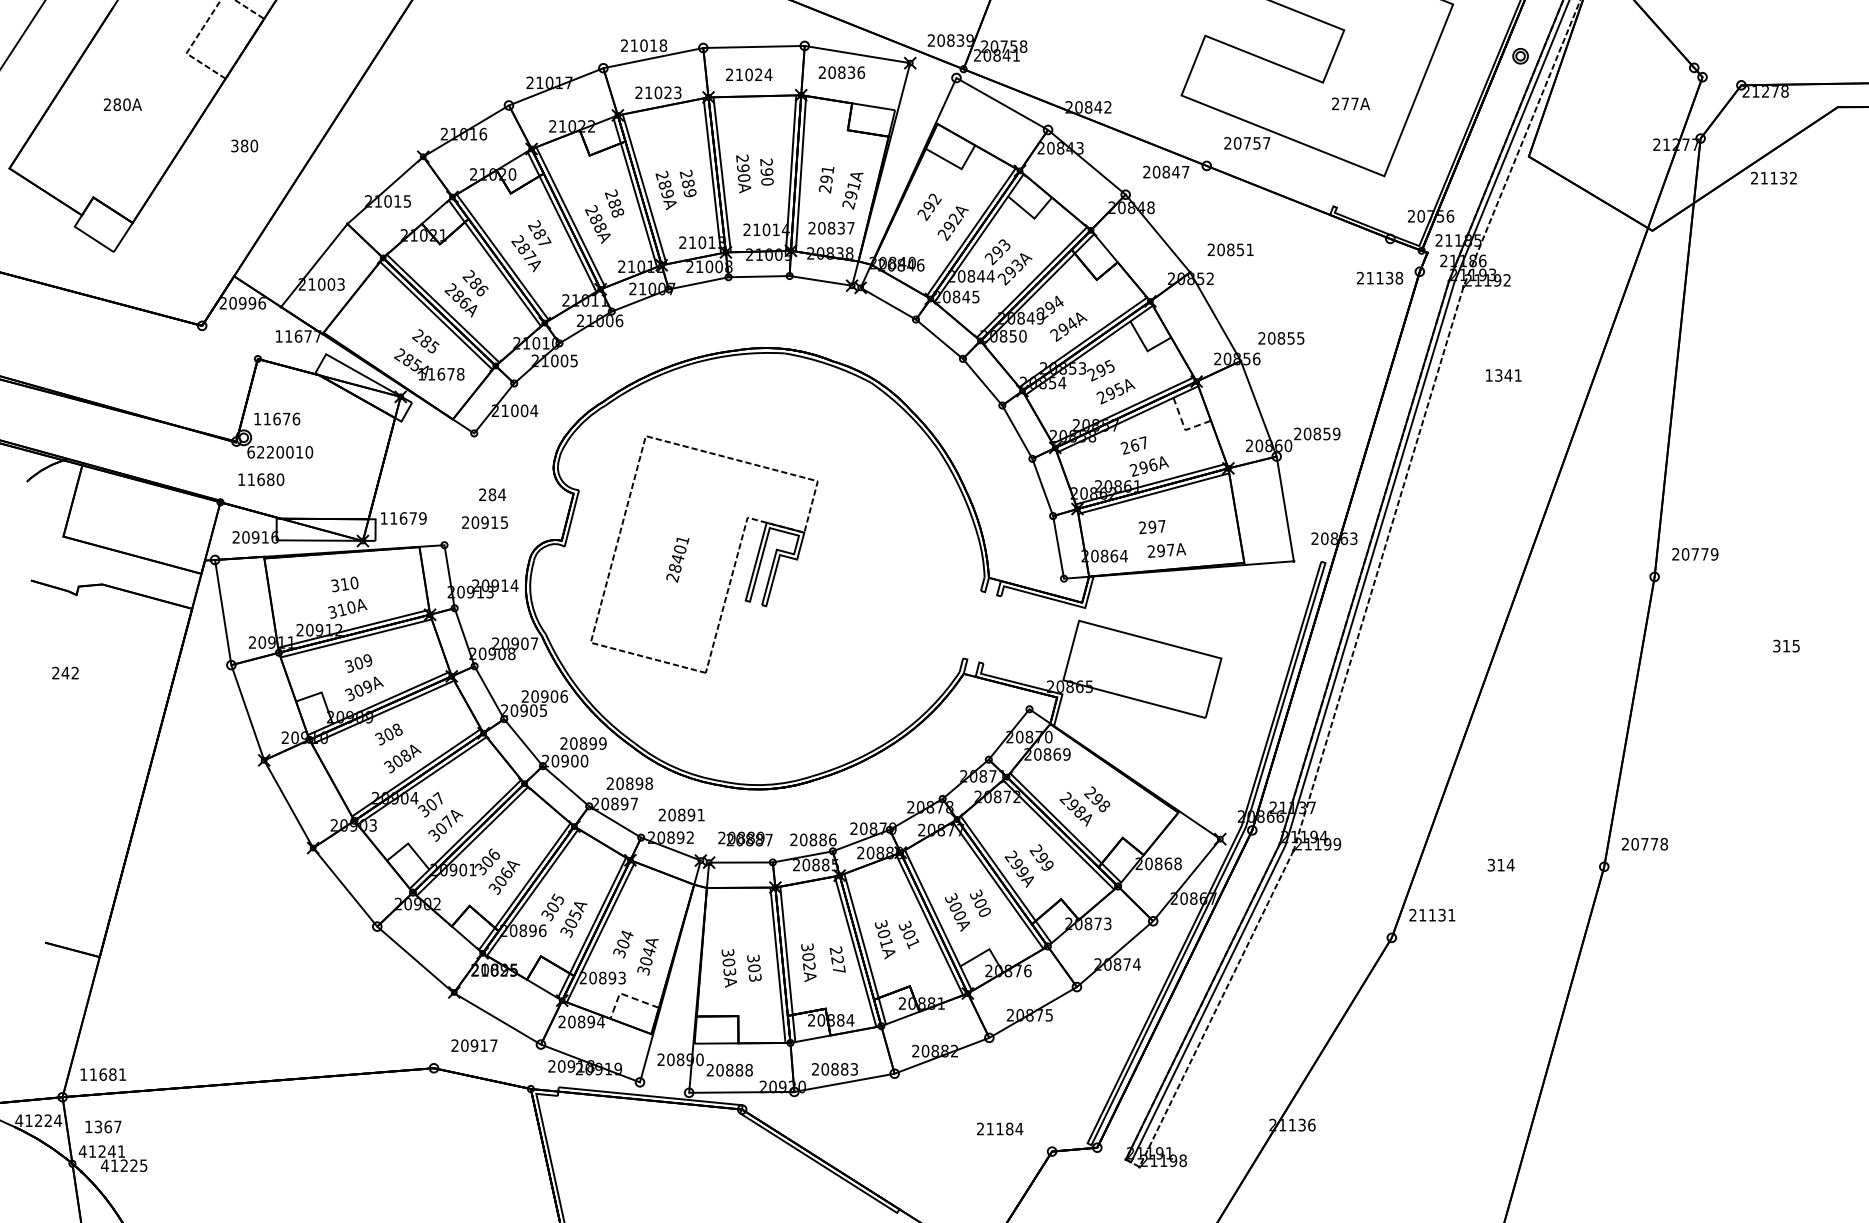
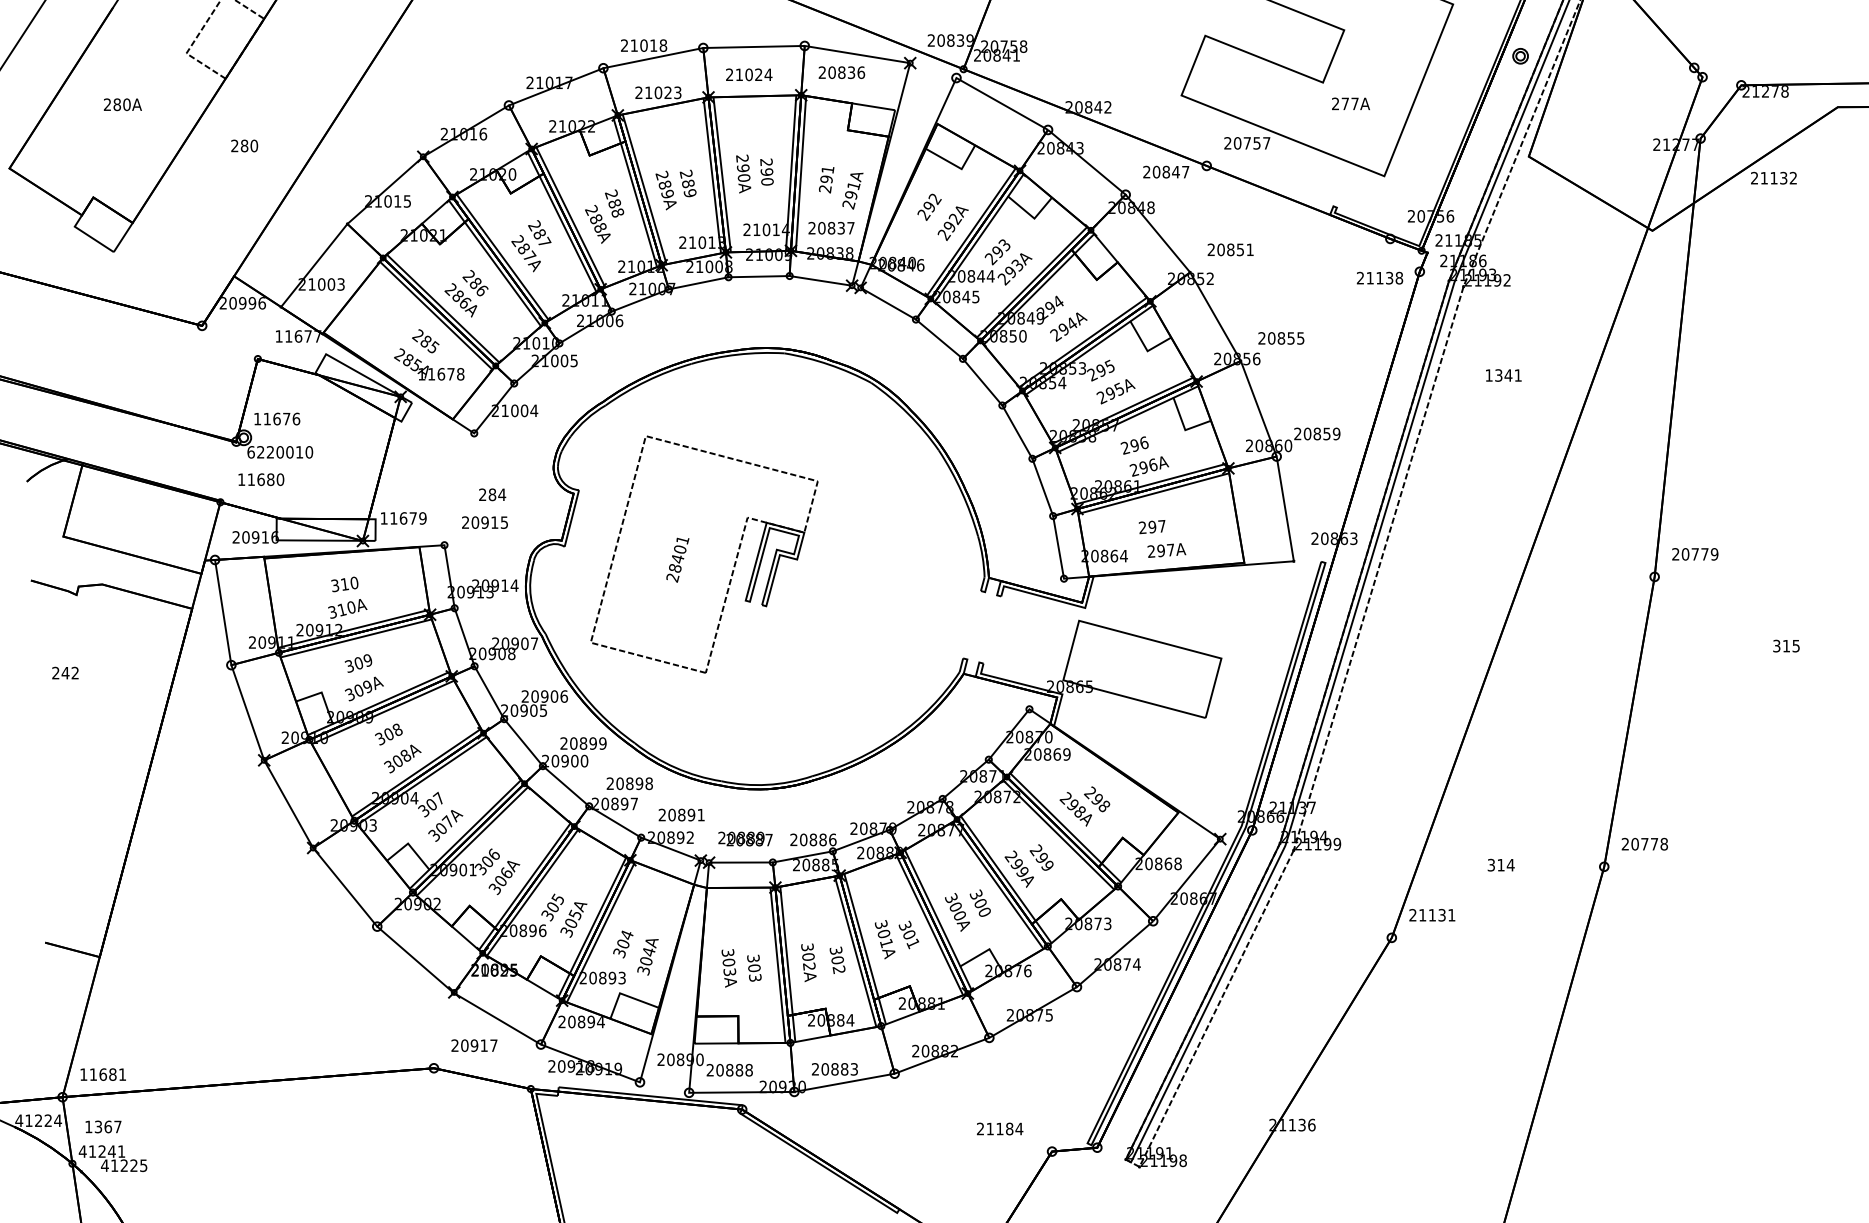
text: 380 -> 280 (234, 146)
line: dashed -> solid (1184, 426)
text: 267 -> 296 (1139, 443)
text: 227 -> 302 (837, 959)
line: dashed -> solid (625, 995)
